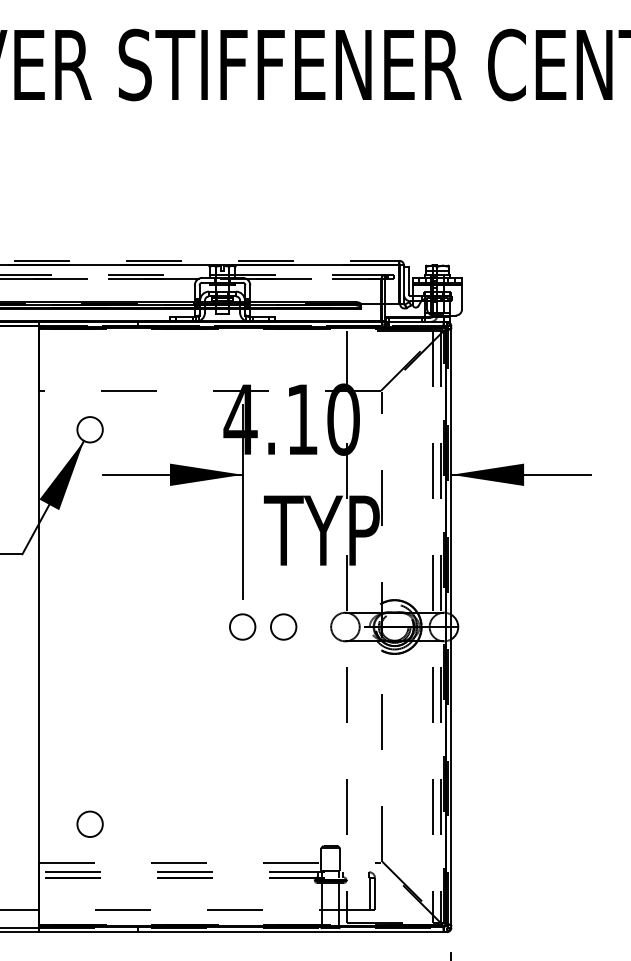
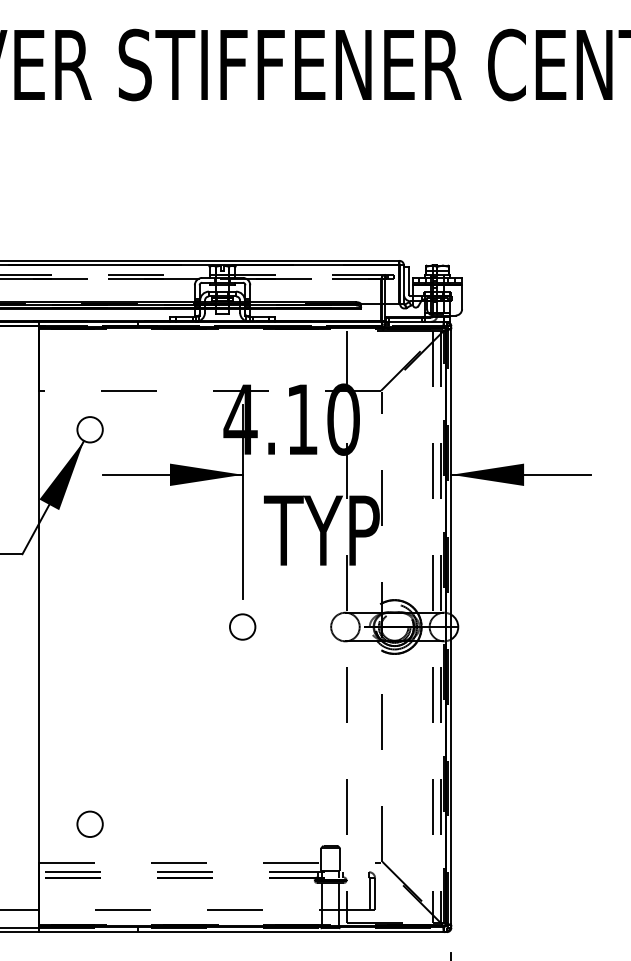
line: dashed -> solid (200, 260)
circle: present -> none (283, 626)
